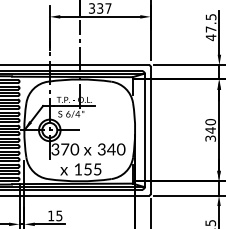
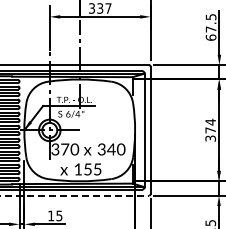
text: 47.5 -> 67.5 (210, 37)
text: 340 -> 374 (210, 125)
line: solid -> dashed (75, 195)
